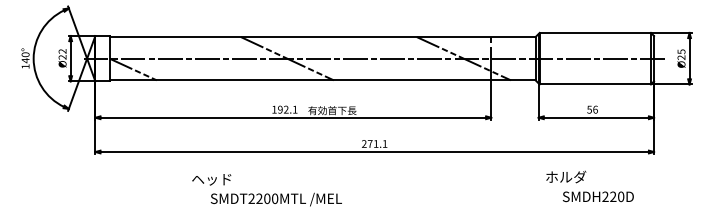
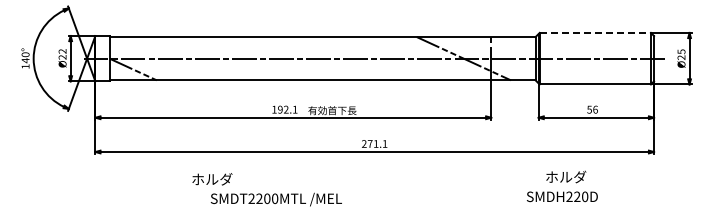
line: solid -> dashed (595, 32)
line: present -> none (286, 58)
text: ヘッド -> ホルダ (212, 179)
text position: (597, 196) -> (561, 196) (561, 196)
